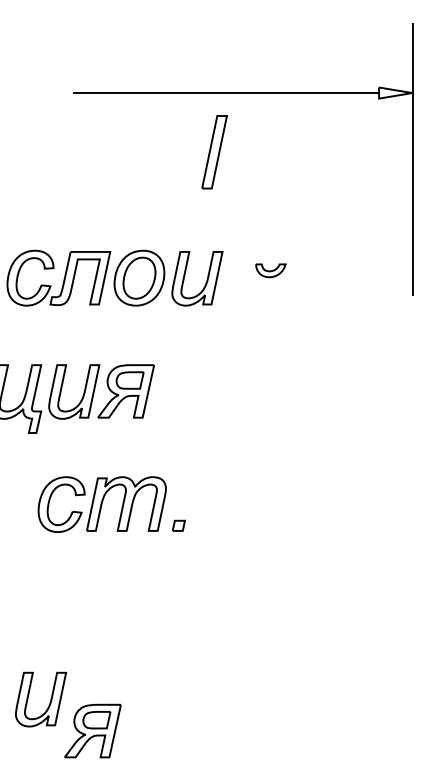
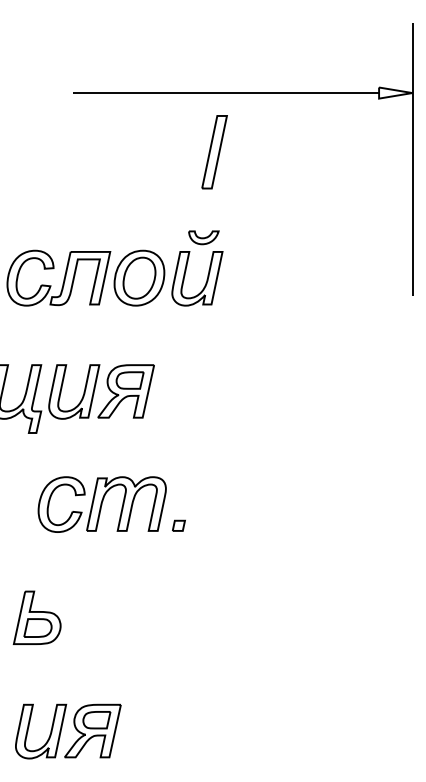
part position: (270, 270) -> (203, 237) (203, 237)
part: none -> present (36, 617)
part position: (49, 702) -> (49, 734) (49, 734)
